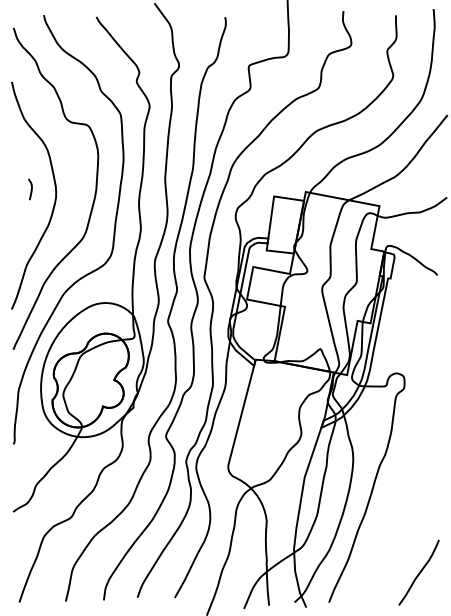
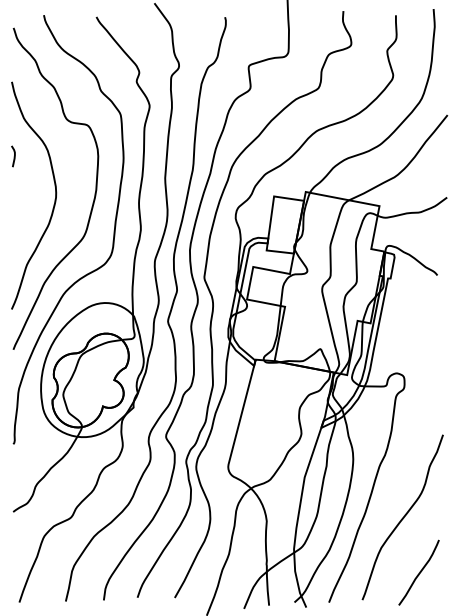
curve position: (30, 189) -> (13, 156) (13, 156)
curve: none -> present (402, 517)
